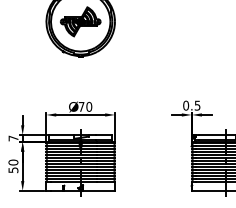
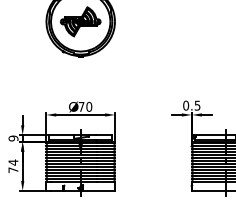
text: 7 -> 9 (13, 138)
text: 50 -> 74 (13, 166)
